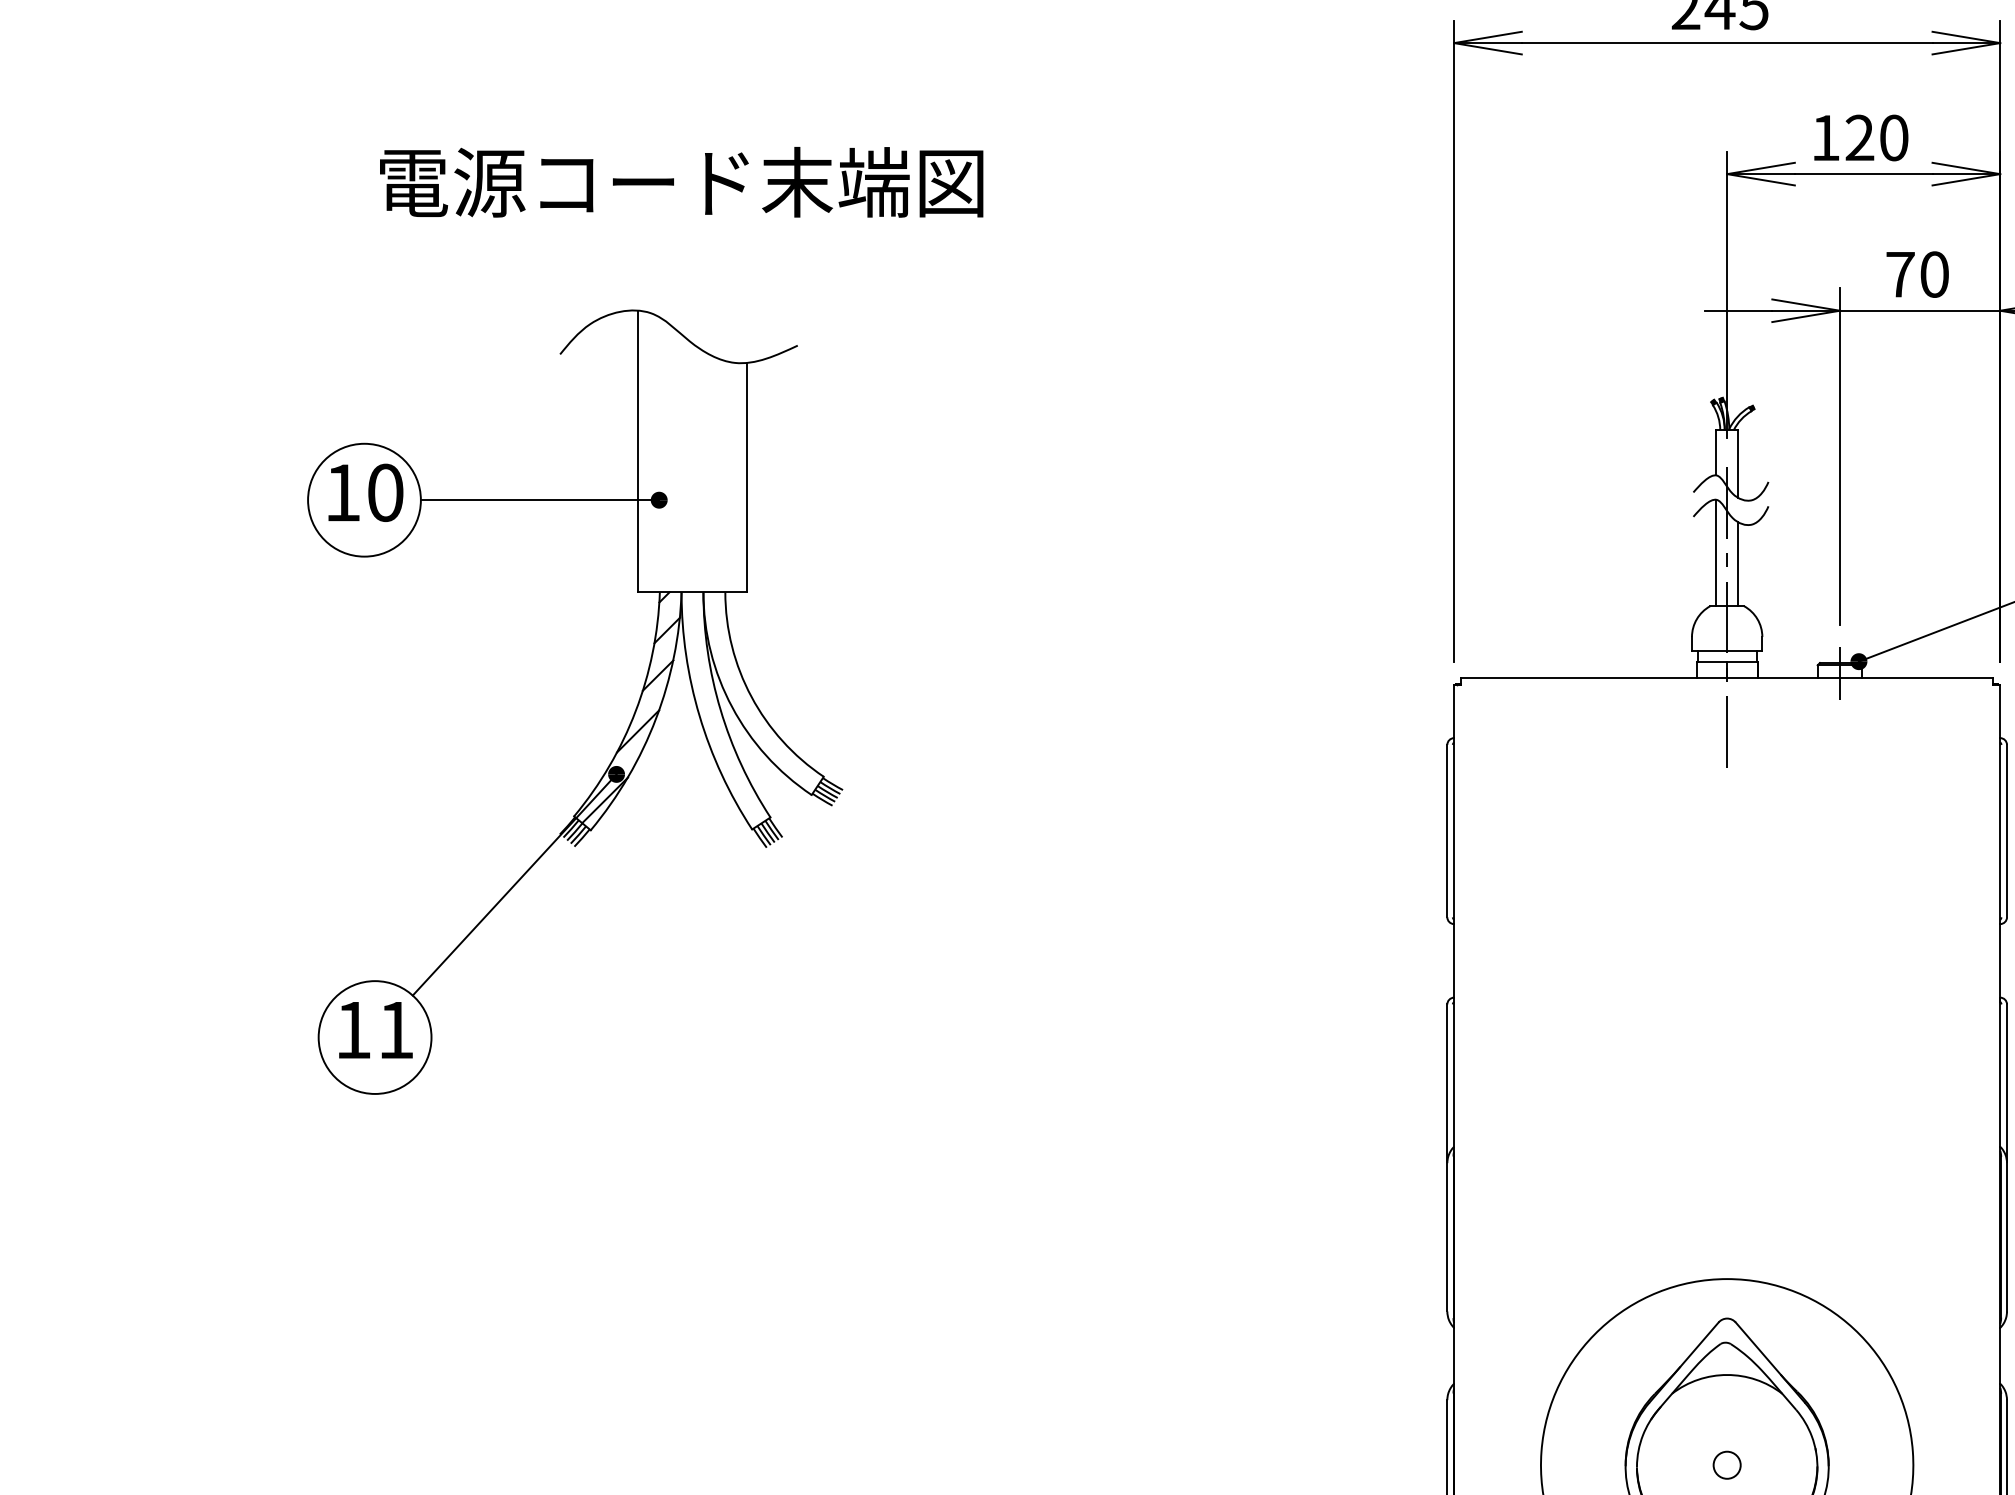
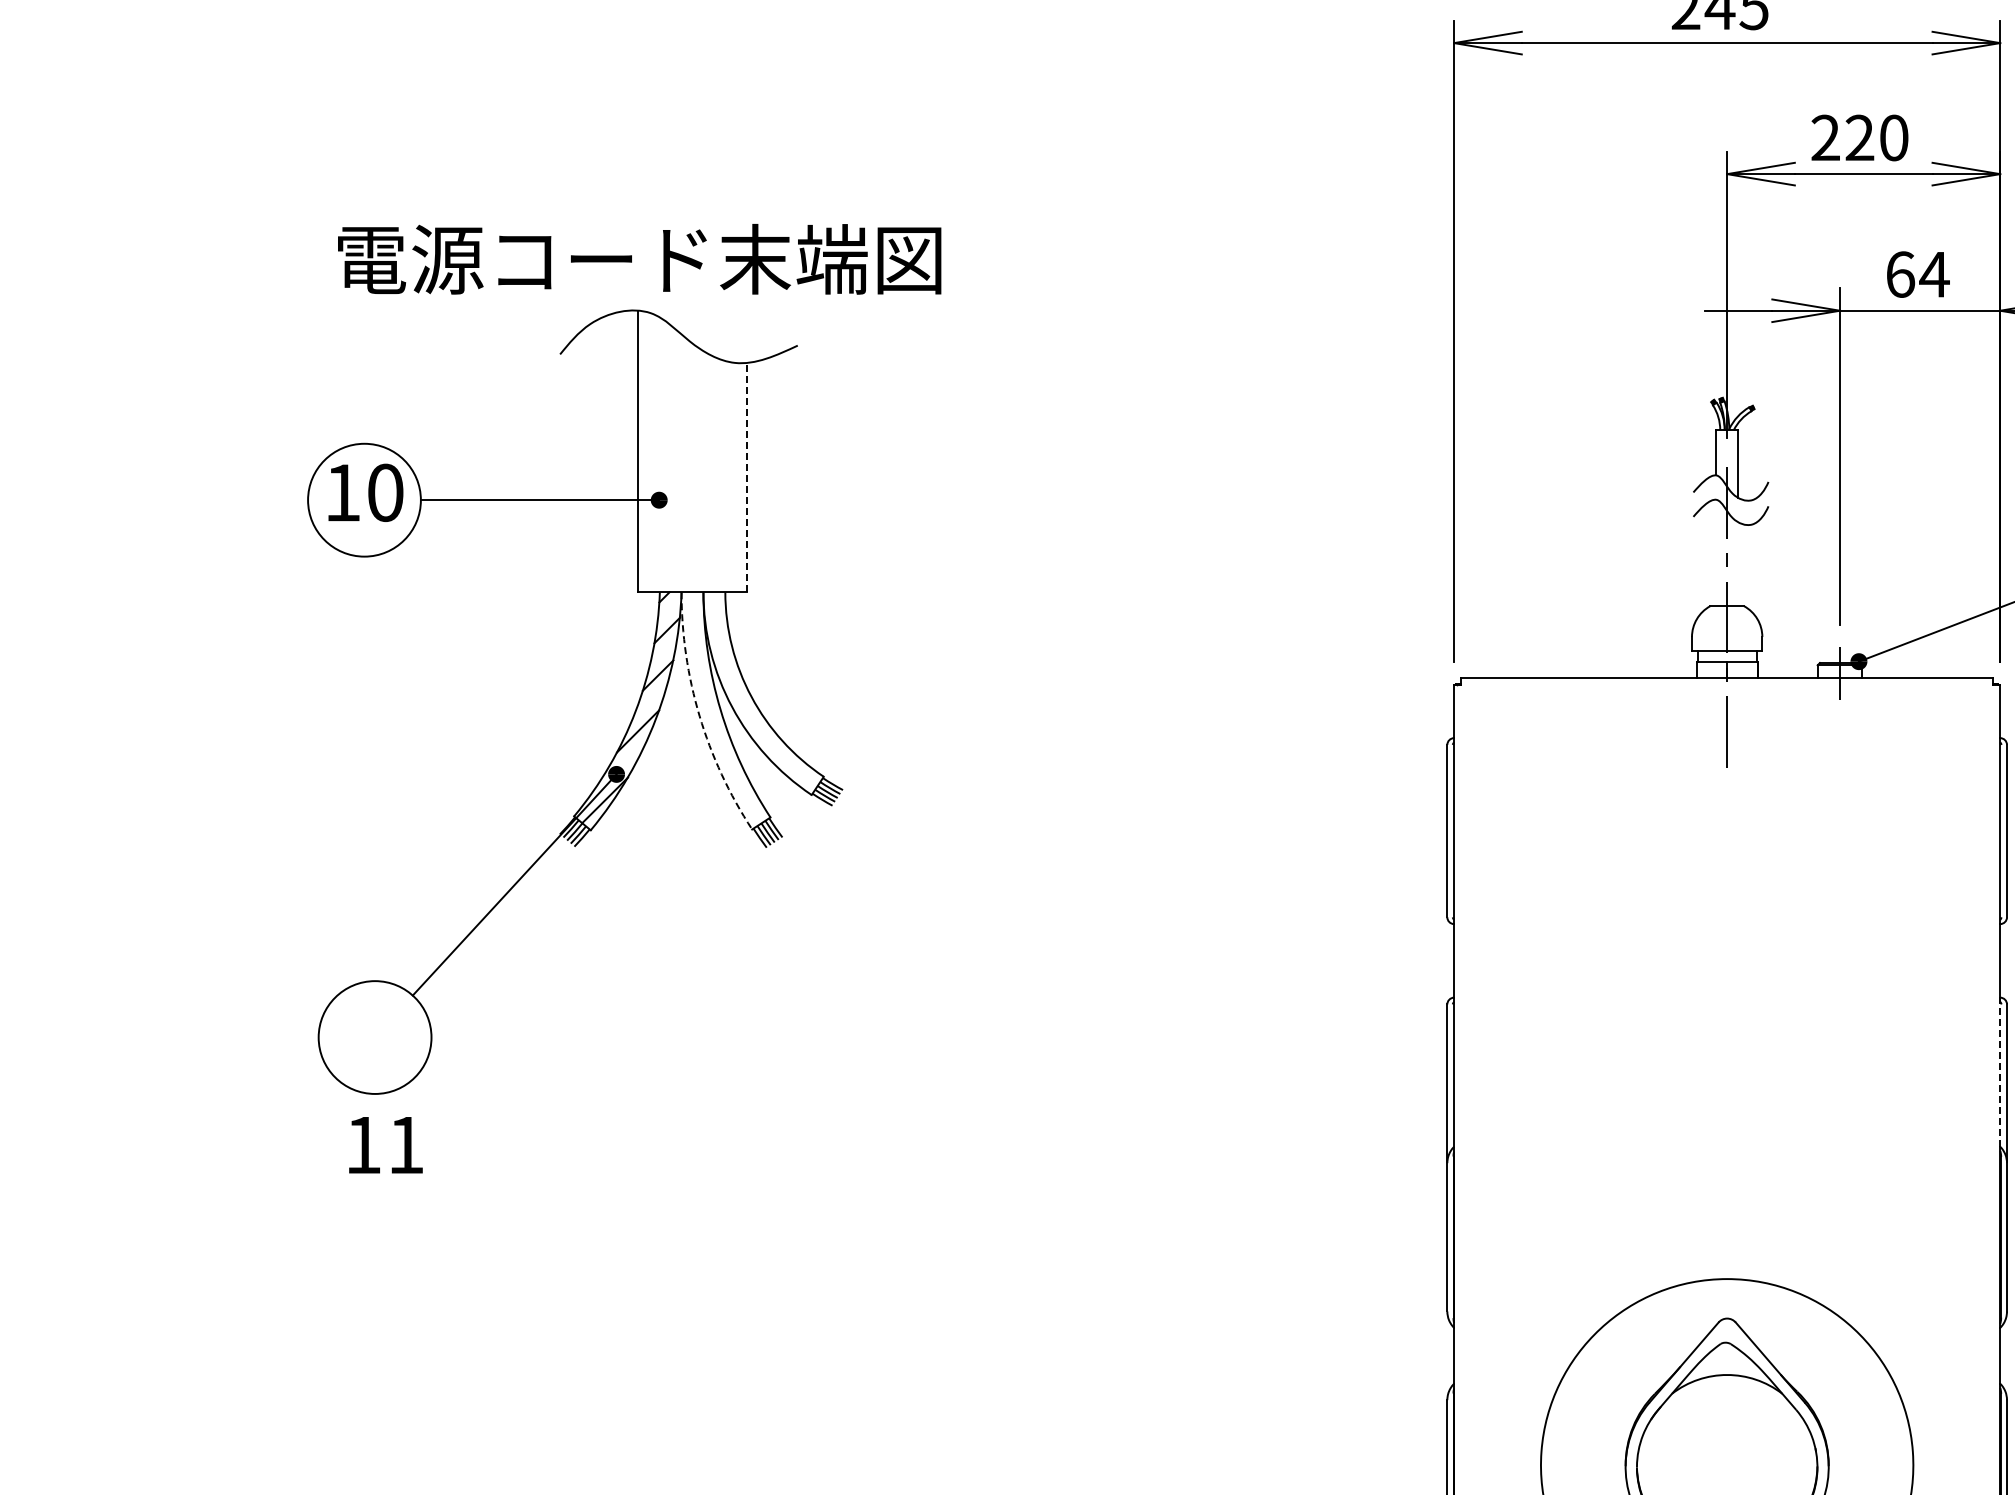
text: 120 -> 220 (1825, 137)
text position: (681, 182) -> (639, 259) (639, 259)
text: 70 -> 64 (1917, 274)
line: solid -> dashed (746, 477)
line: present -> none (1715, 552)
line: present -> none (1738, 564)
arc: solid -> dashed (699, 716)
text position: (375, 1030) -> (385, 1145) (385, 1145)
line: solid -> dashed (2000, 1072)
circle: present -> none (1726, 1464)
